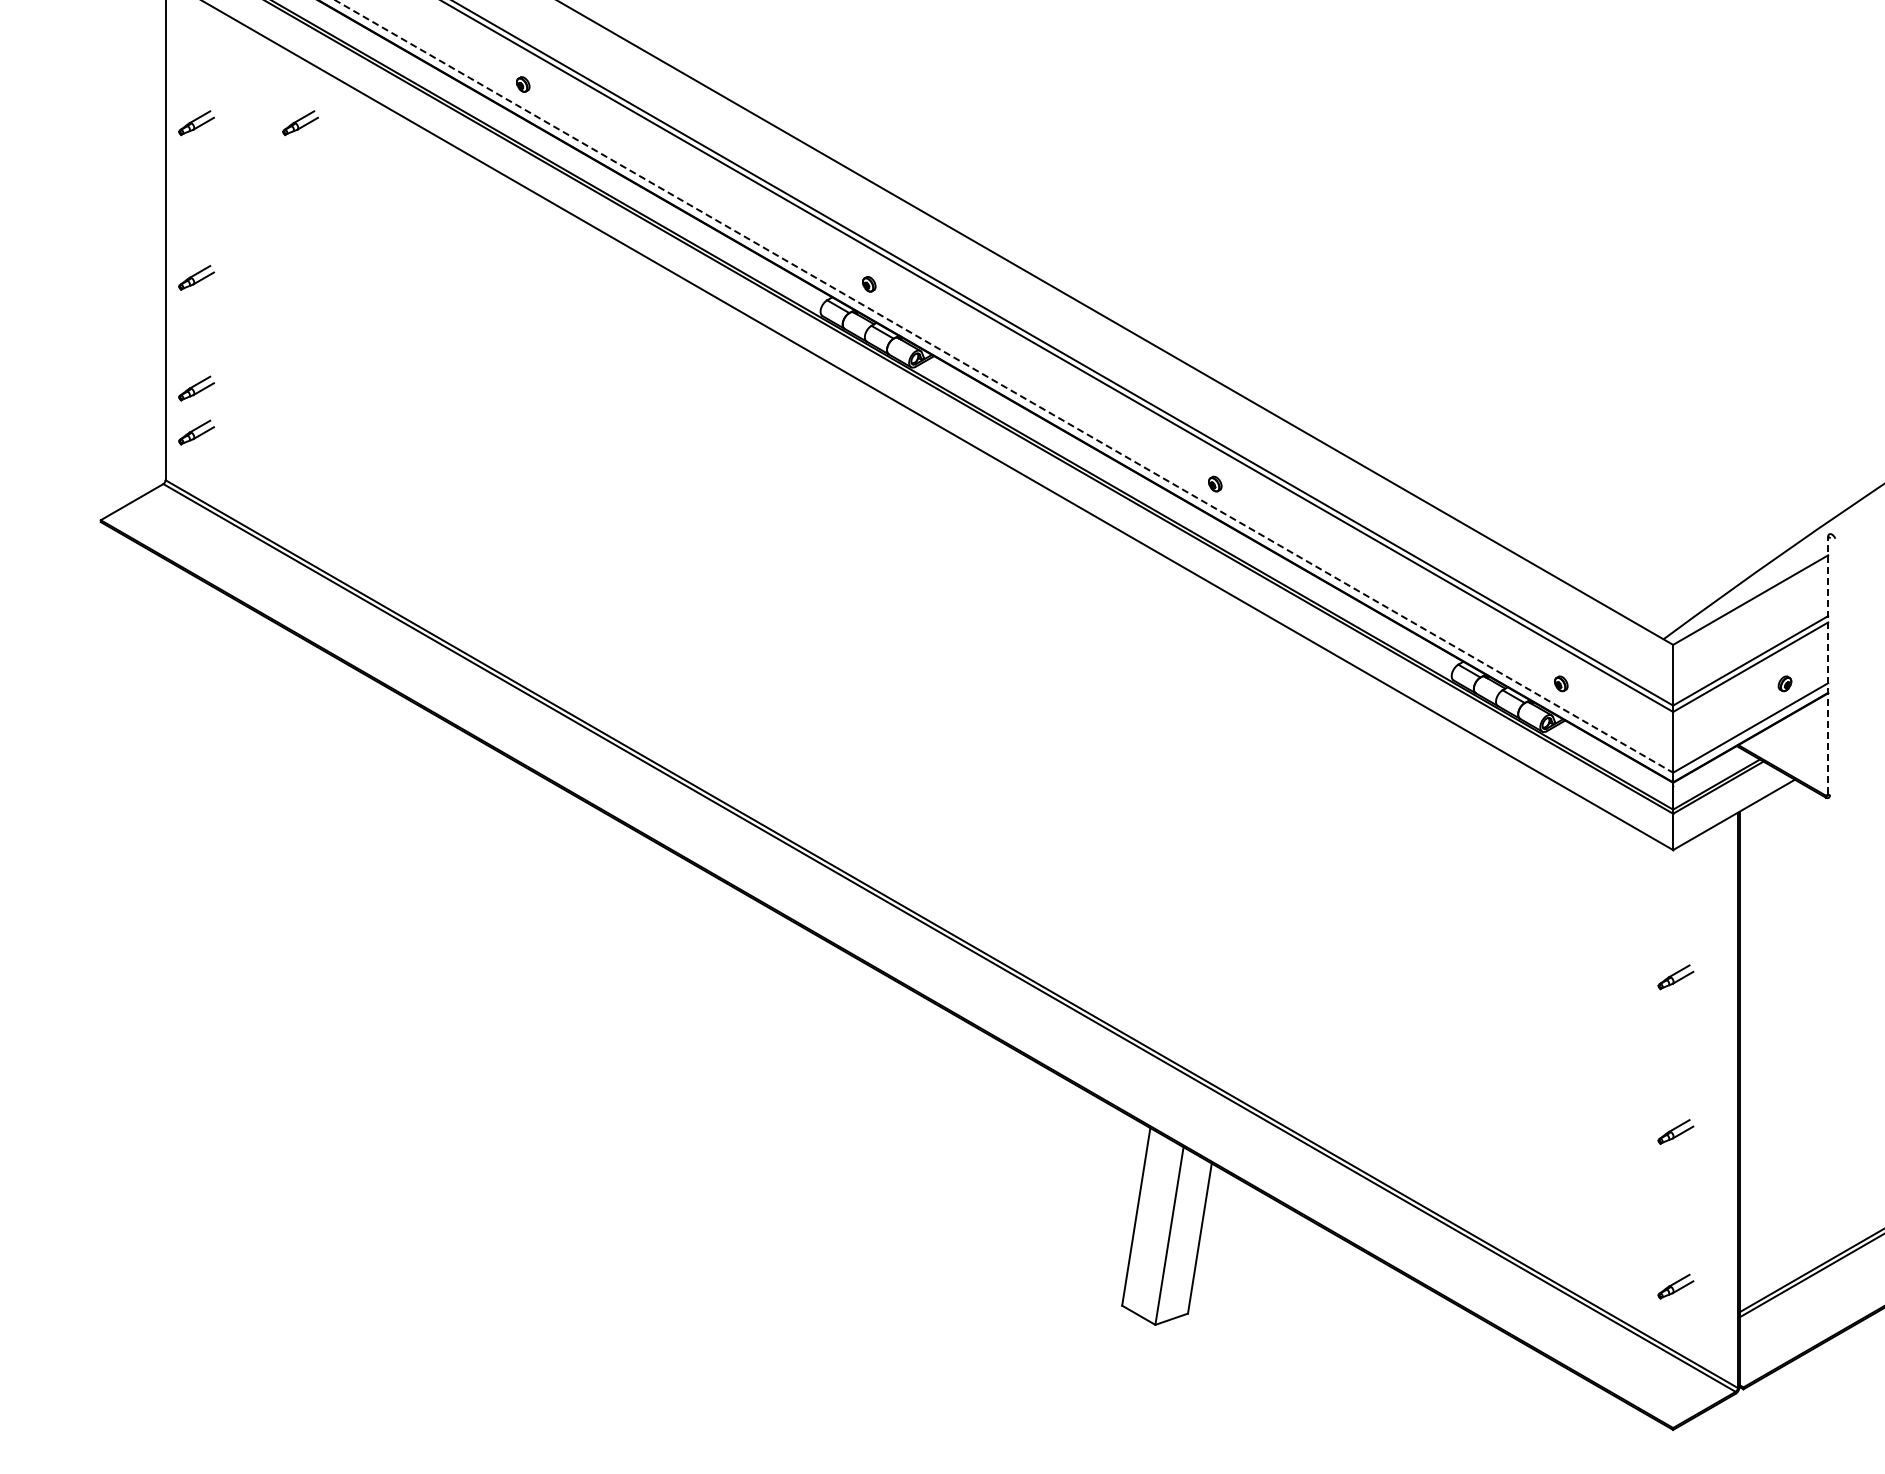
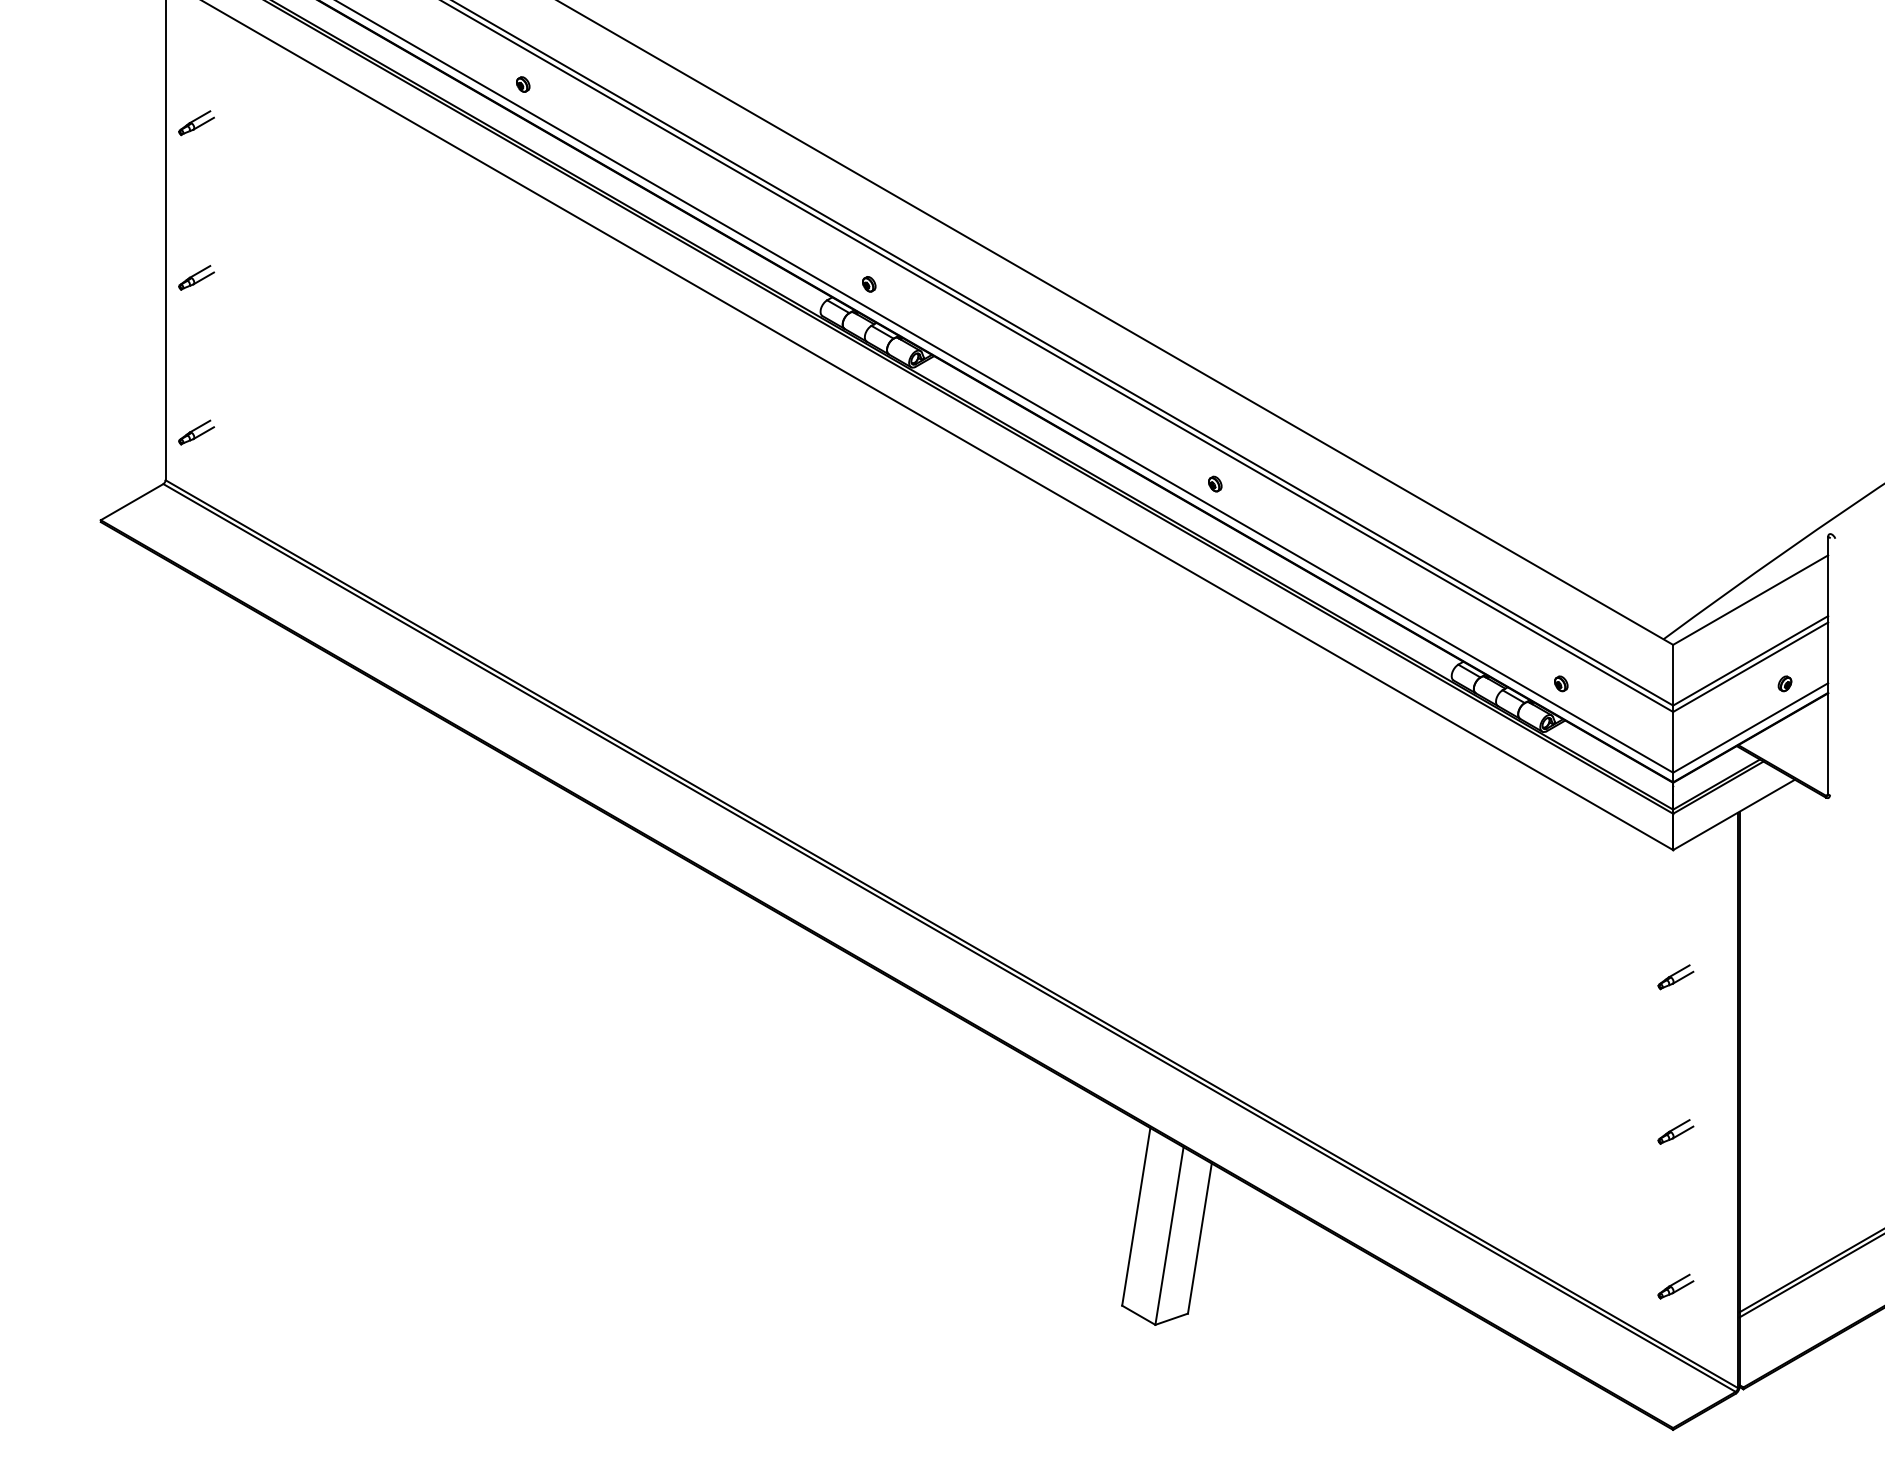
part: present -> none (300, 123)
line: dashed -> solid (1004, 386)
part: present -> none (196, 388)
line: dashed -> solid (1828, 665)
